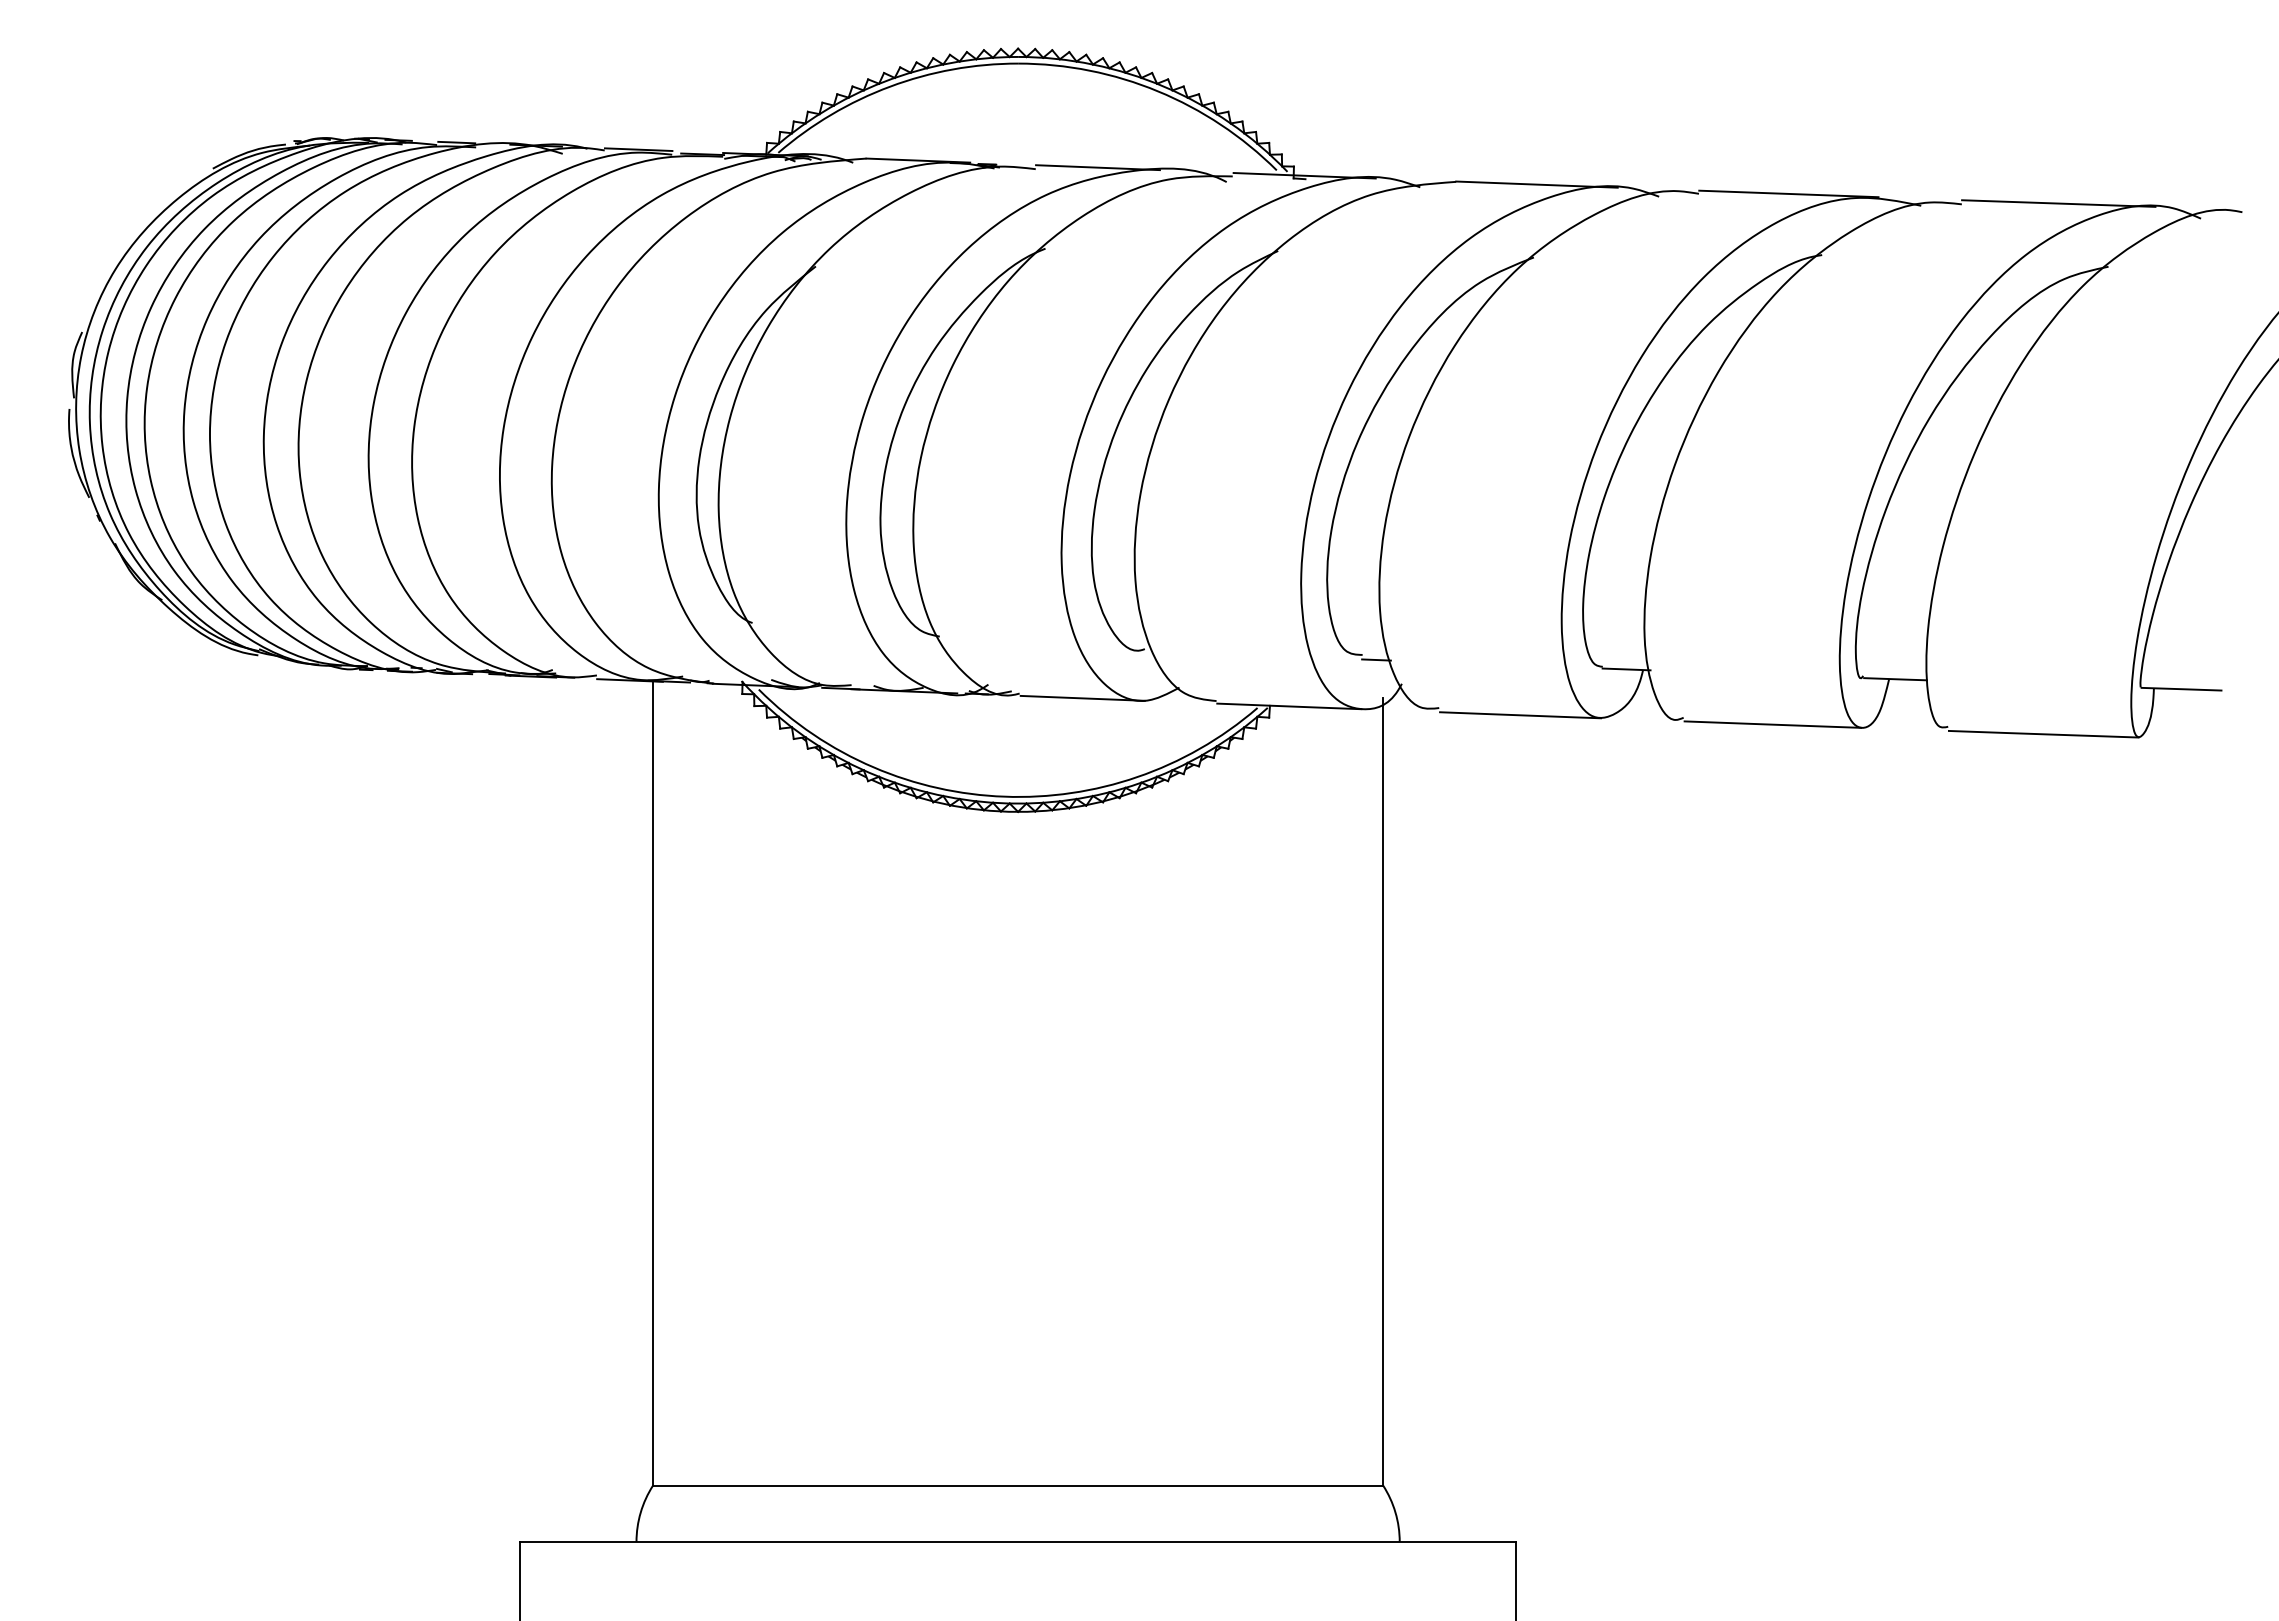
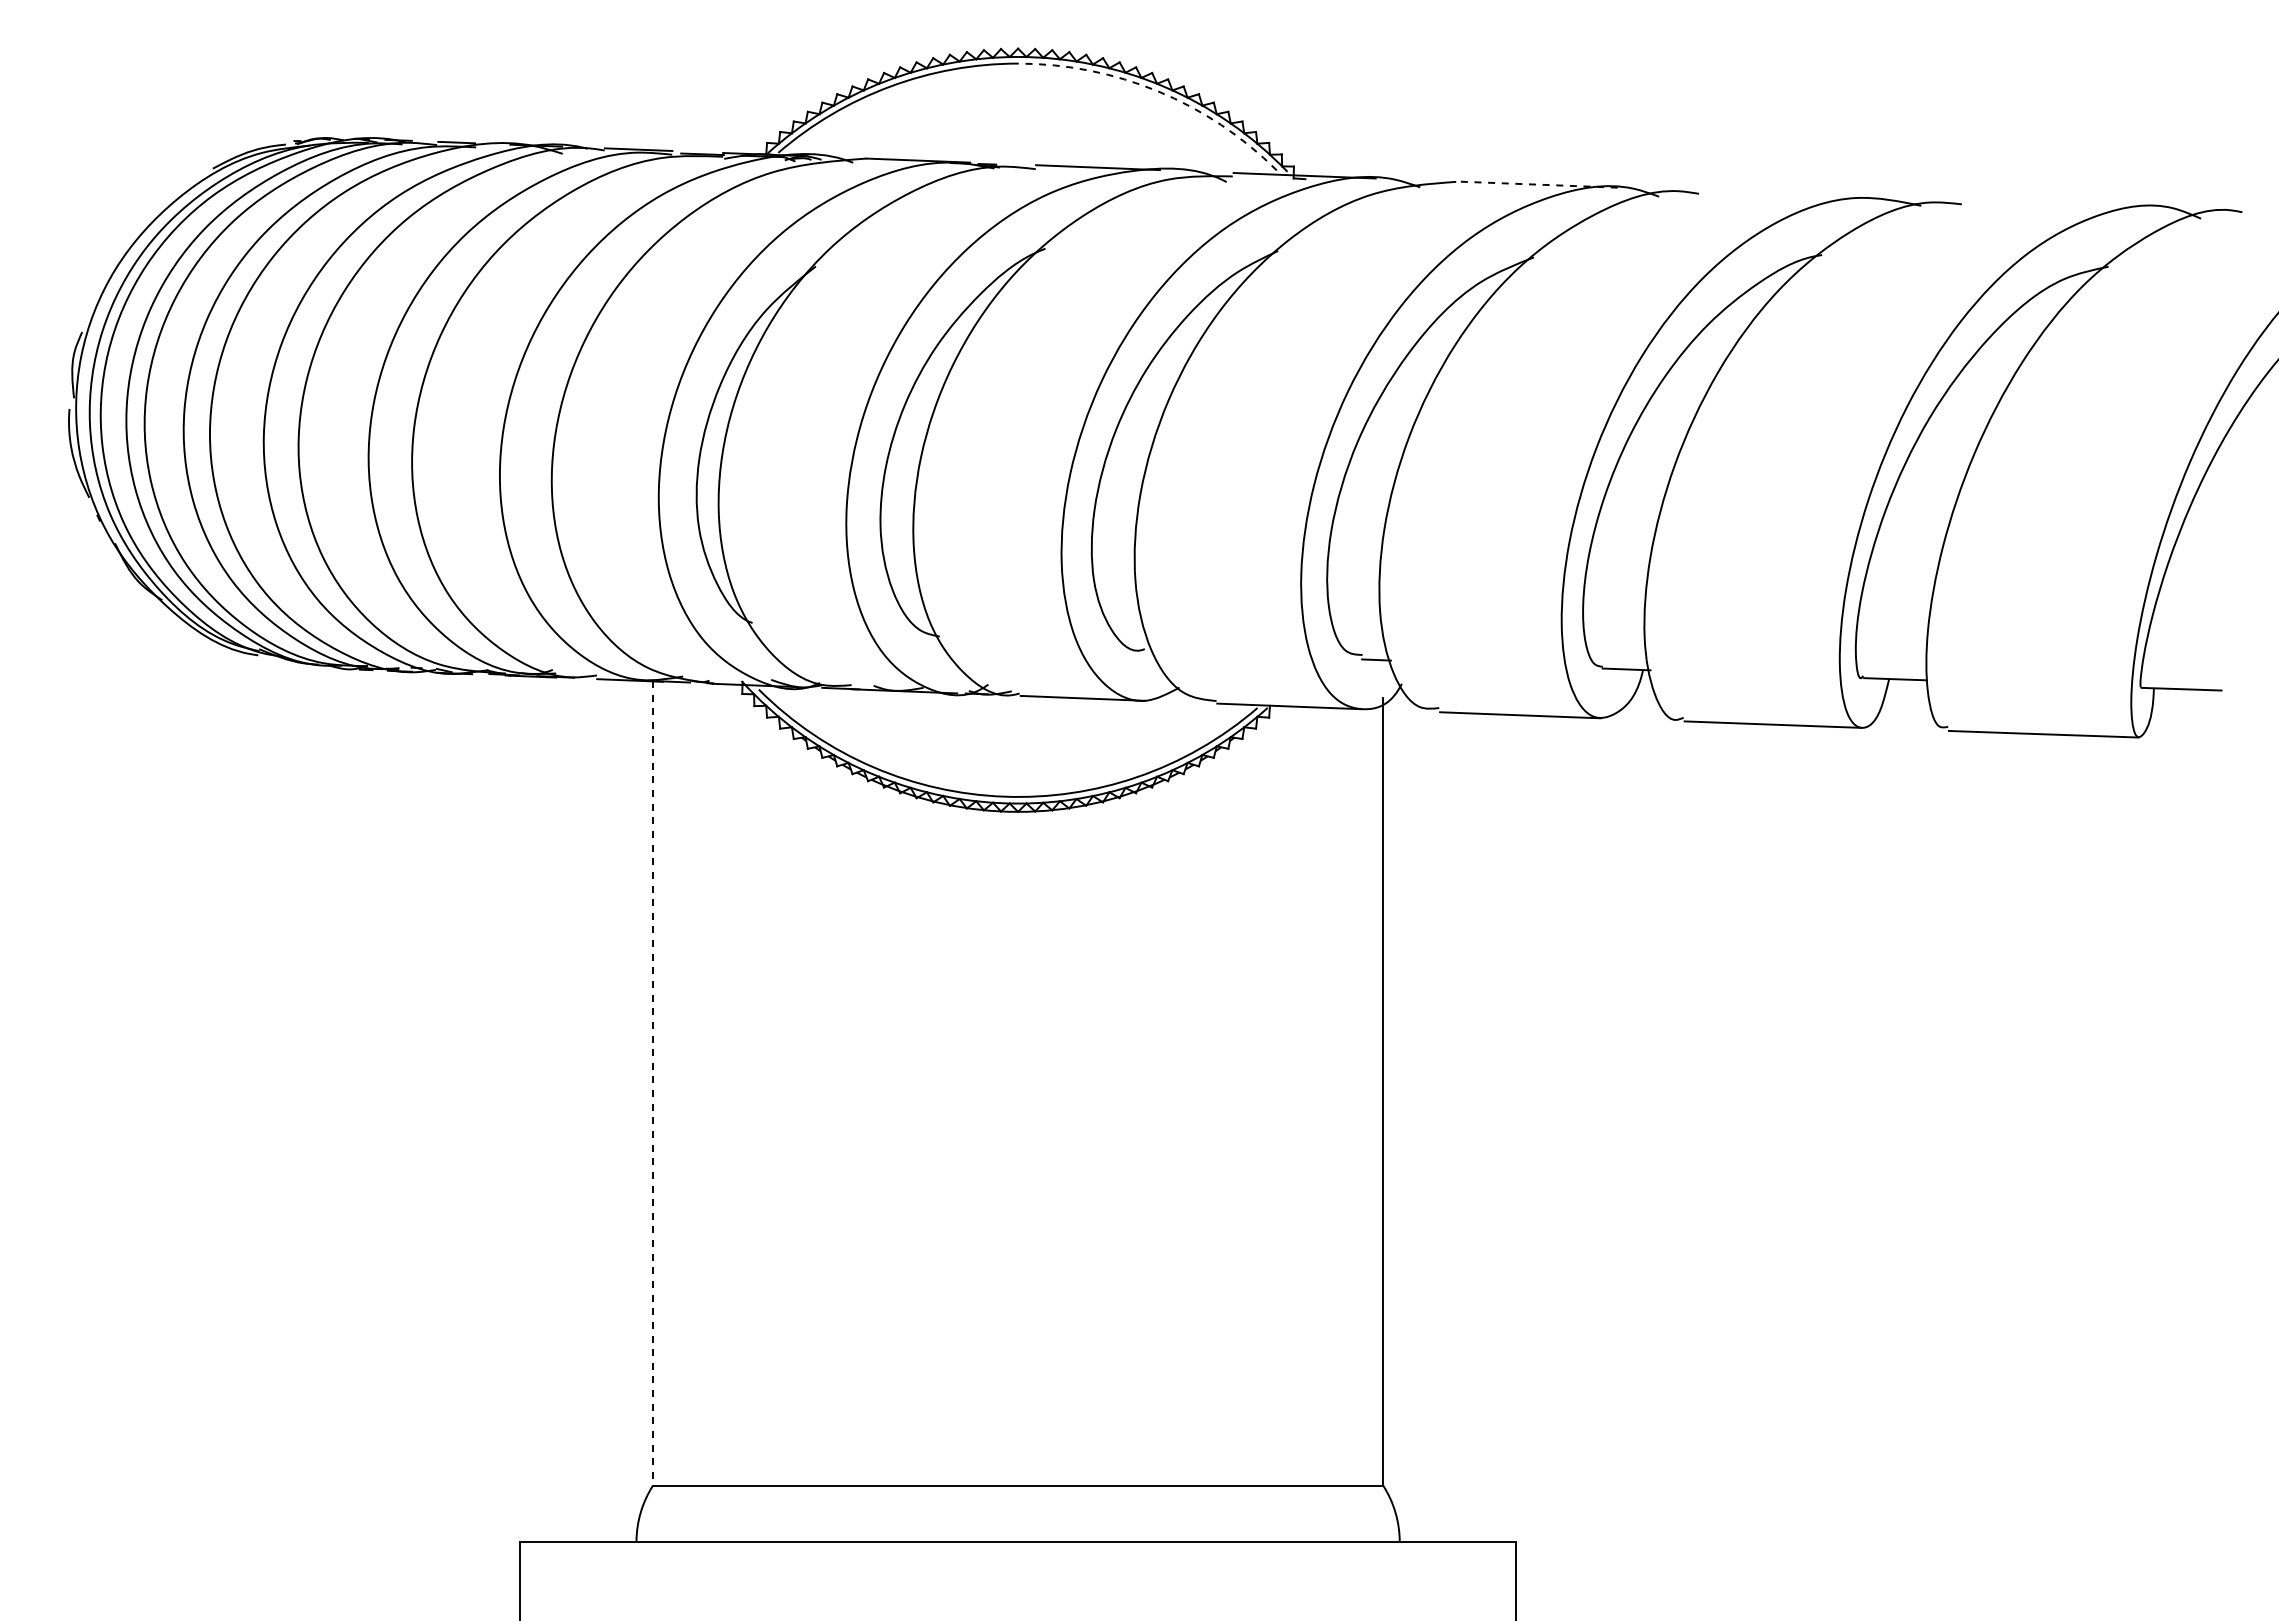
arc: solid -> dashed (1158, 91)
line: solid -> dashed (1536, 184)
line: present -> none (1788, 193)
line: present -> none (2058, 203)
line: solid -> dashed (653, 1083)
